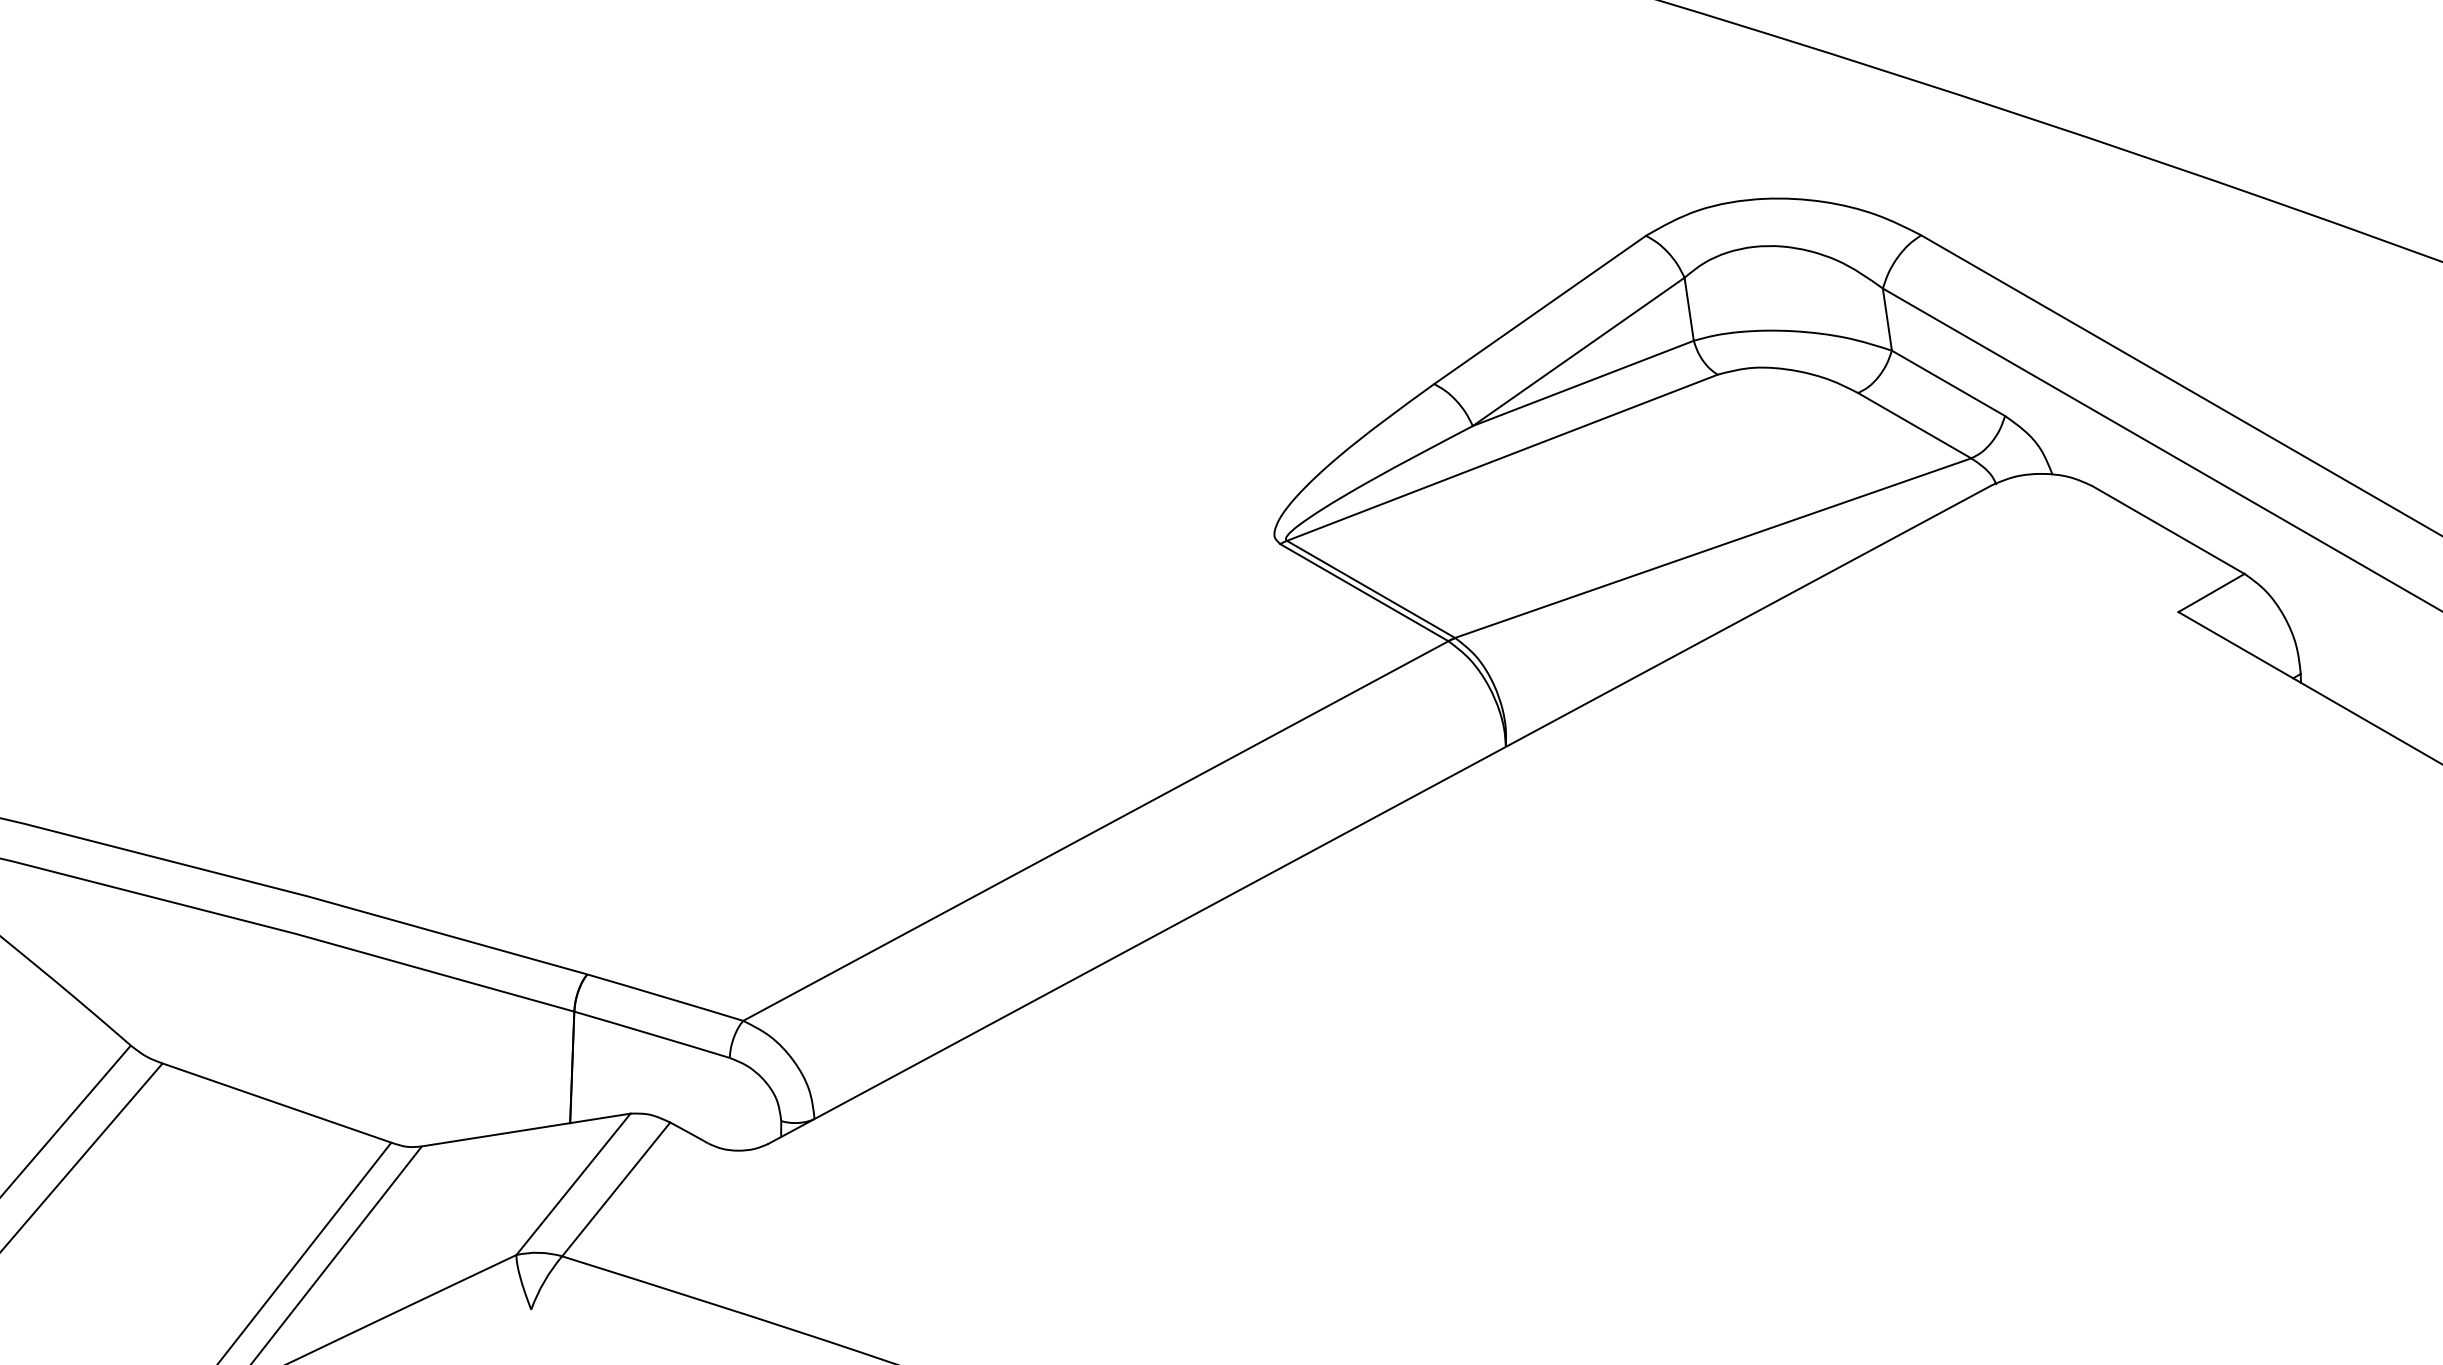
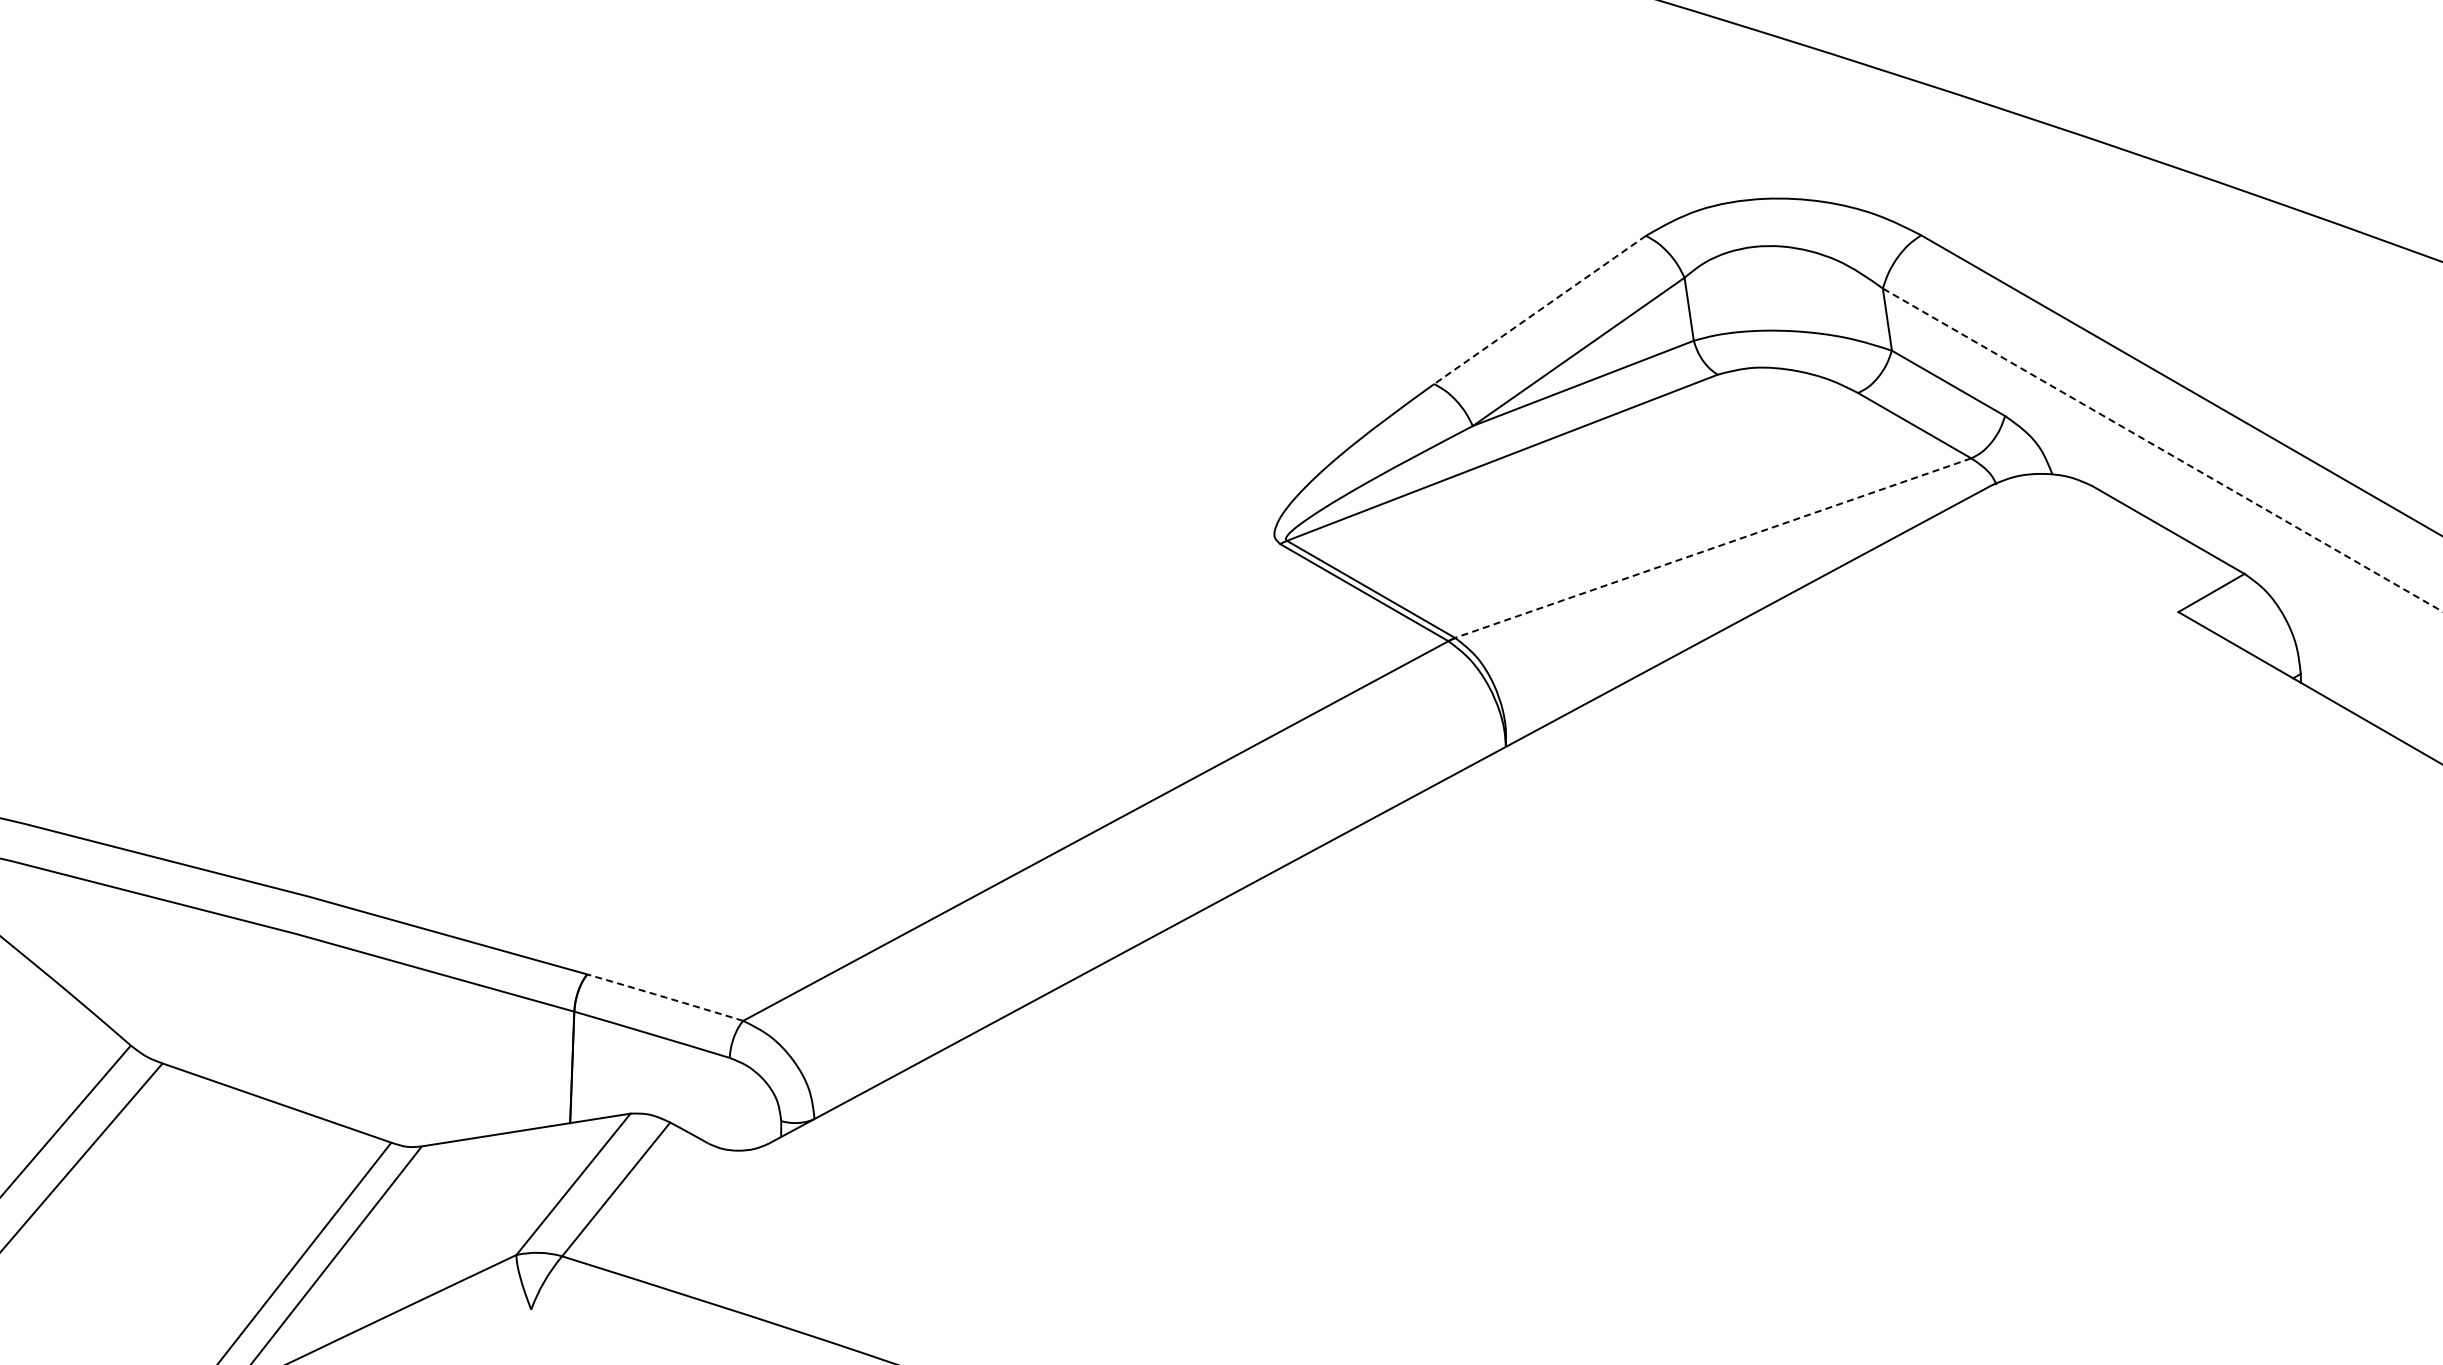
line: solid -> dashed (1539, 310)
line: solid -> dashed (2162, 450)
line: solid -> dashed (1712, 548)
arc: solid -> dashed (665, 997)
